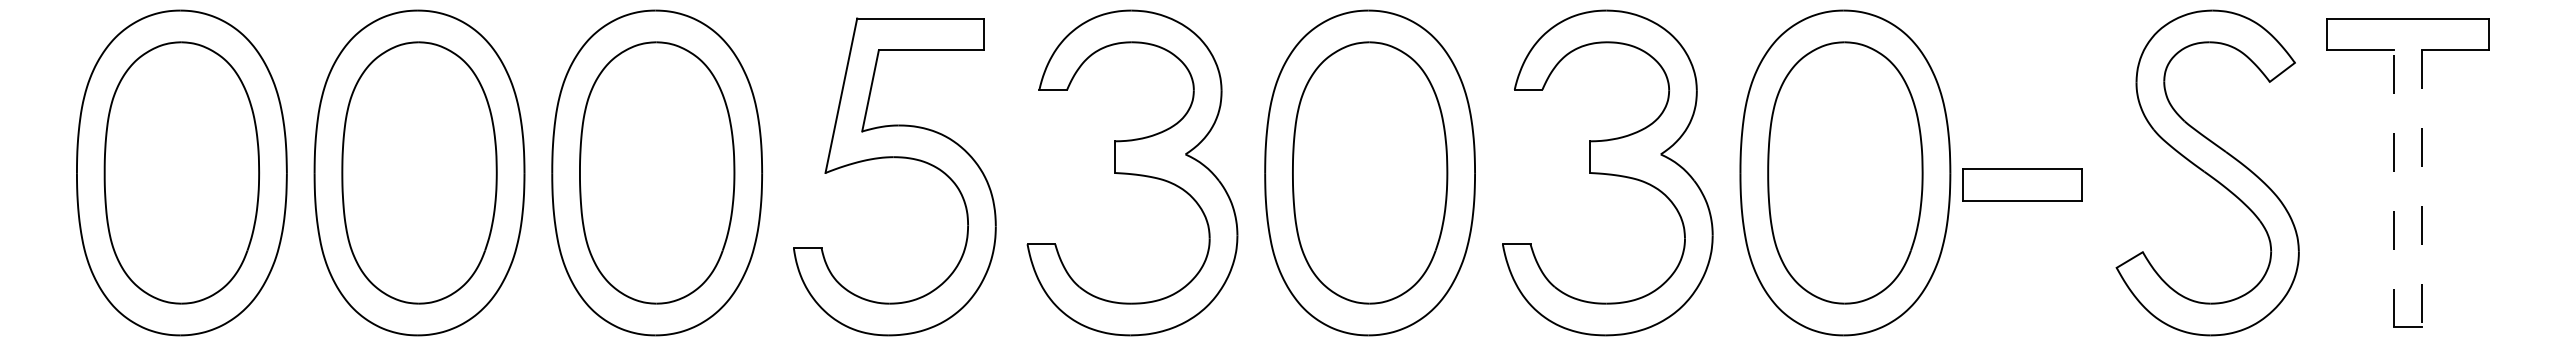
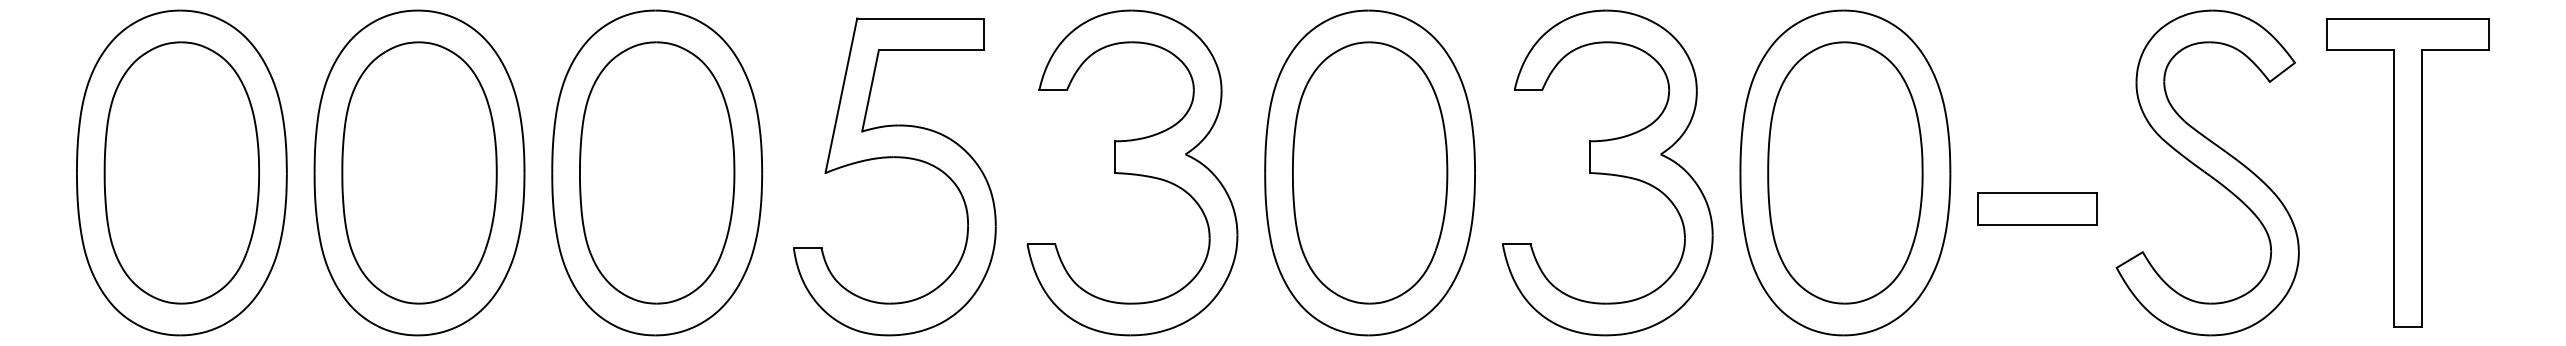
part position: (2022, 184) -> (2037, 208) (2037, 208)
line: dashed -> solid (2393, 188)
line: dashed -> solid (2421, 188)
